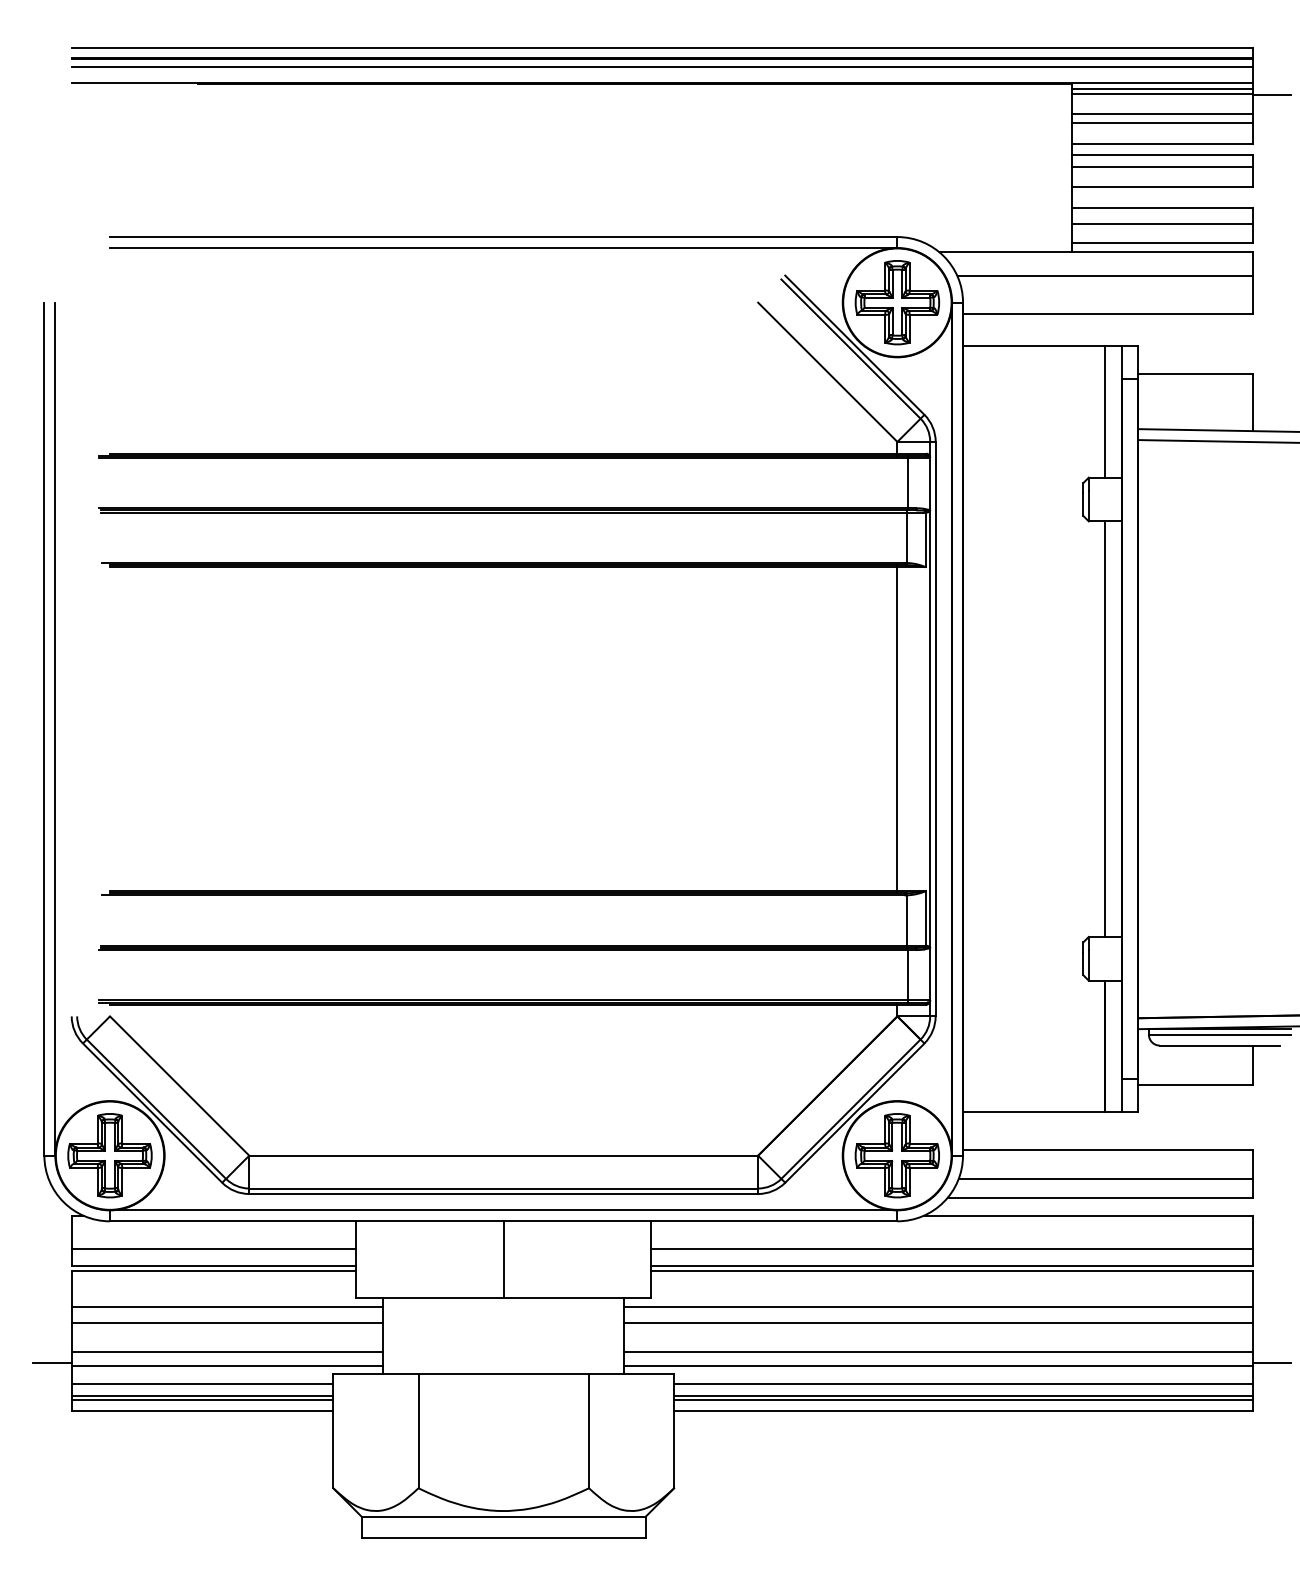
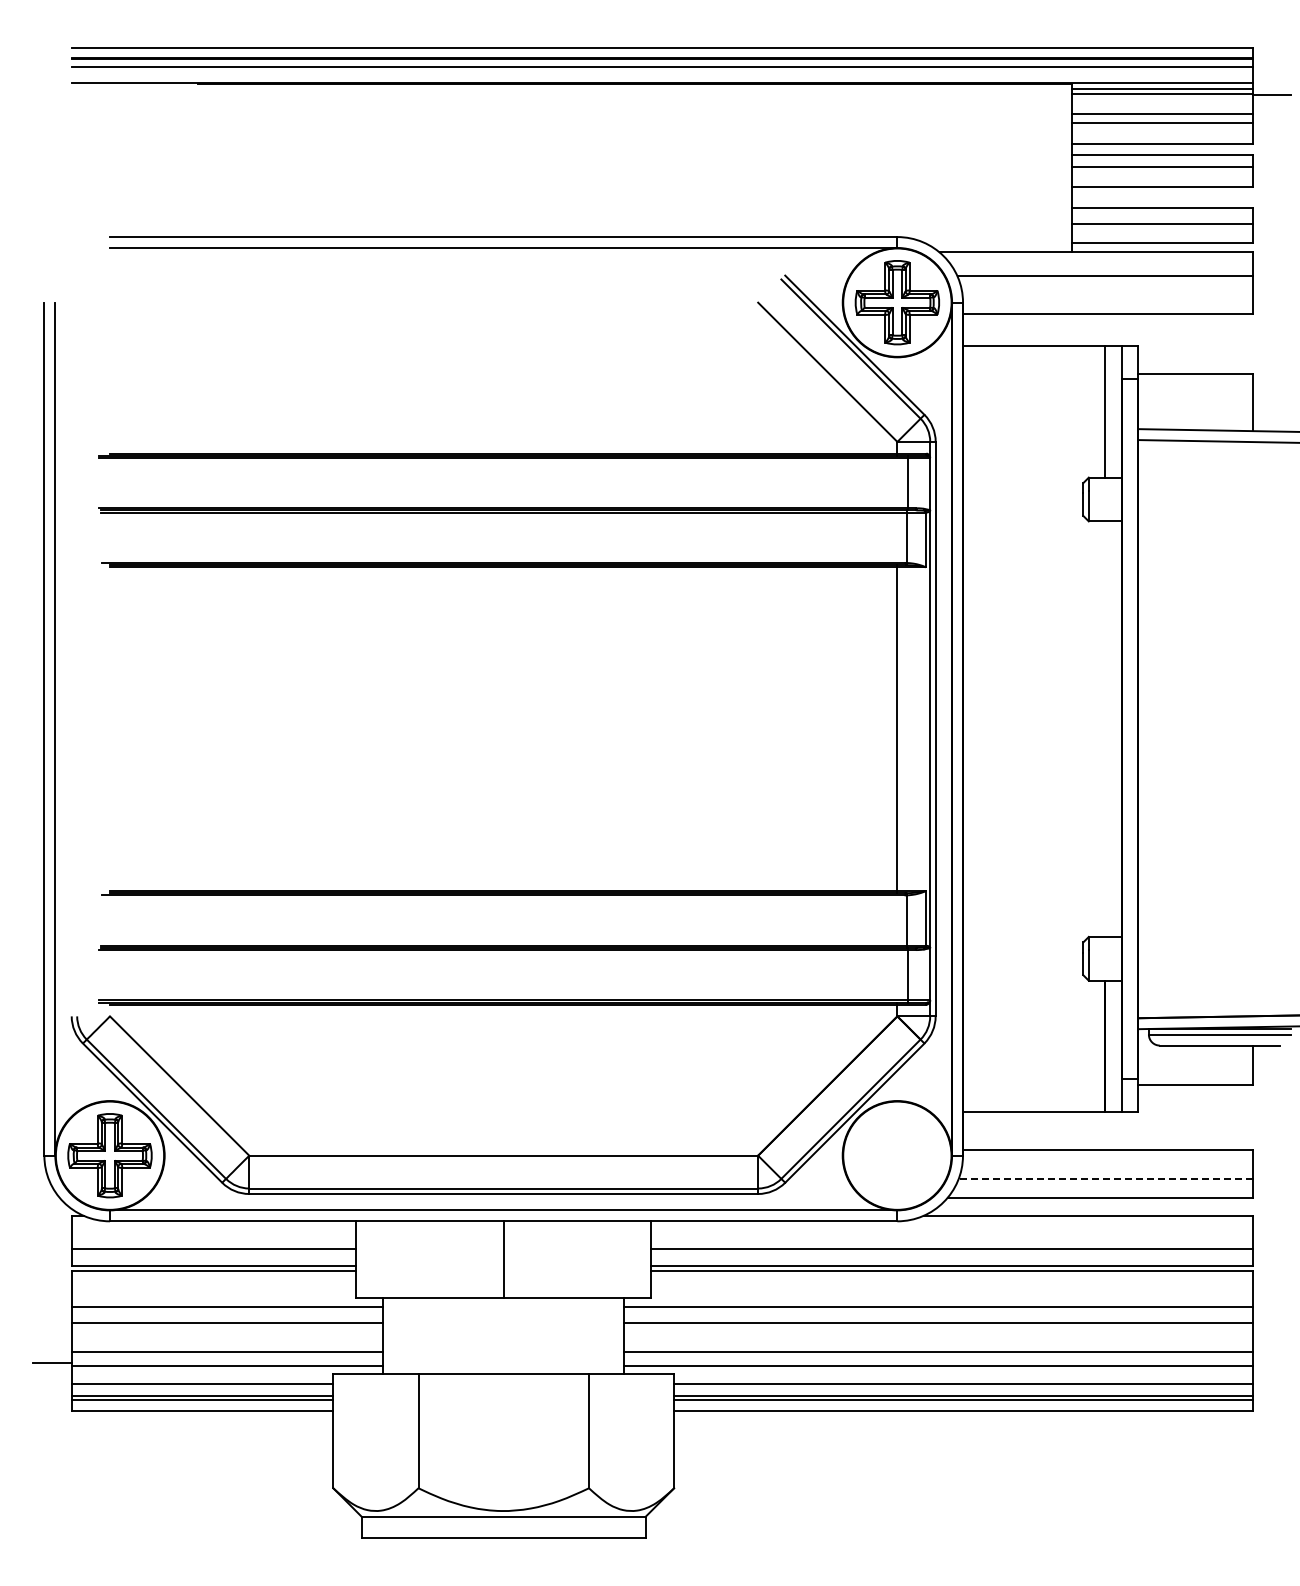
line: present -> none (1105, 728)
part: present -> none (896, 1155)
line: solid -> dashed (1105, 1179)
line: present -> none (1271, 1363)
